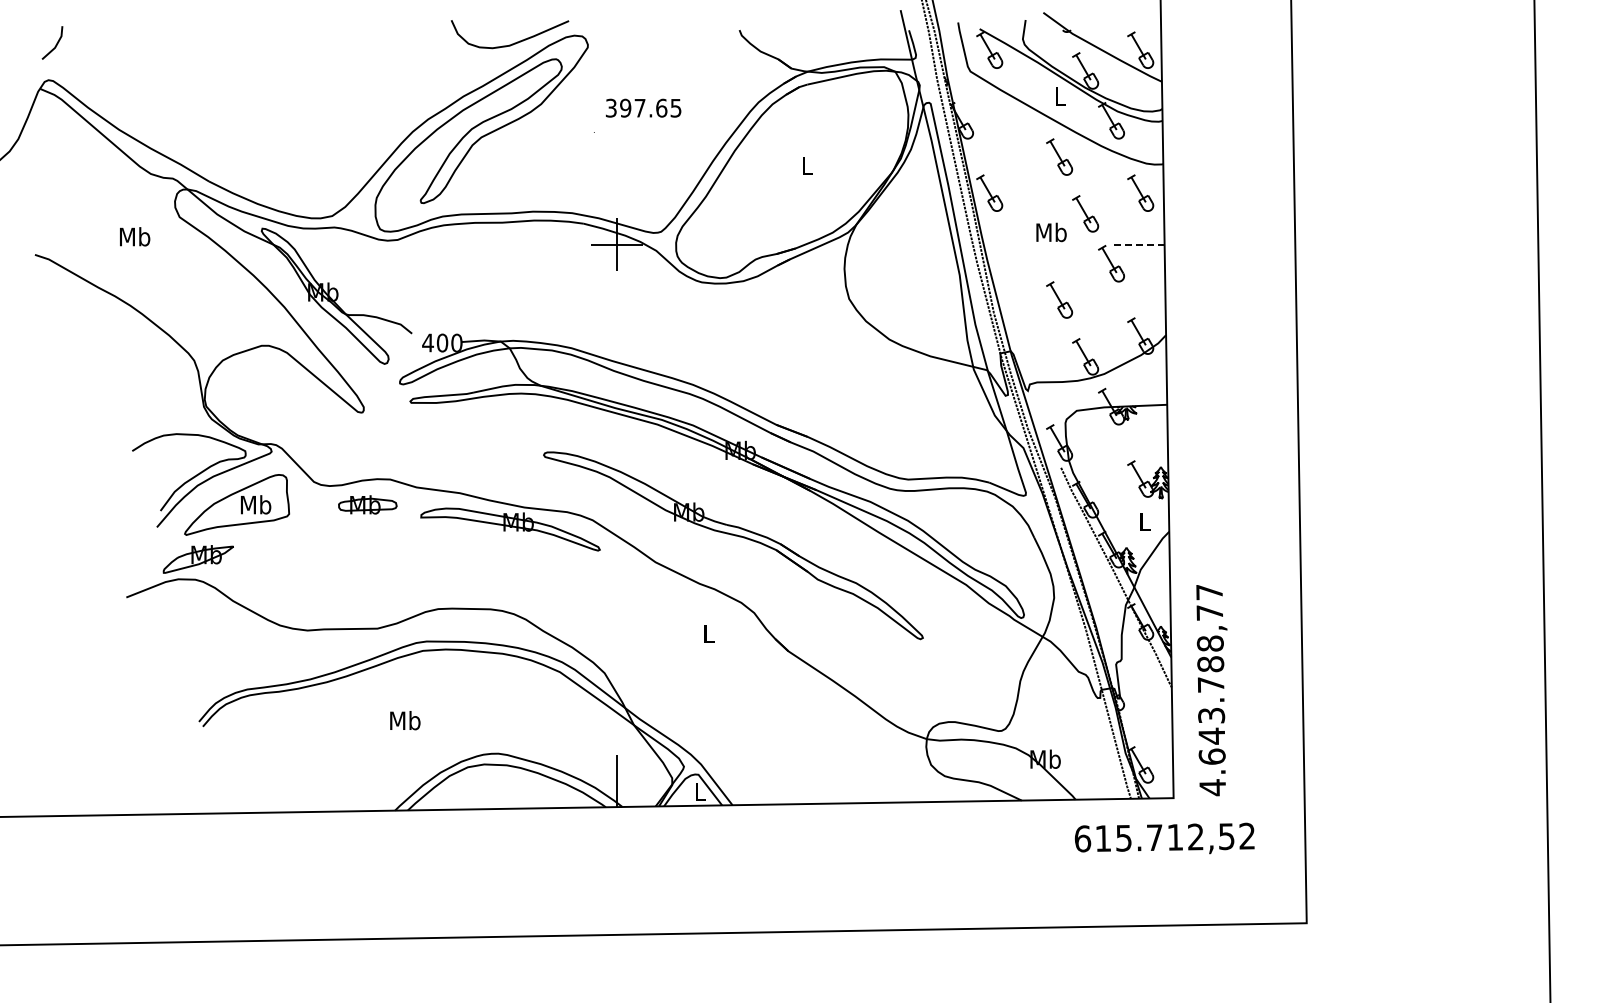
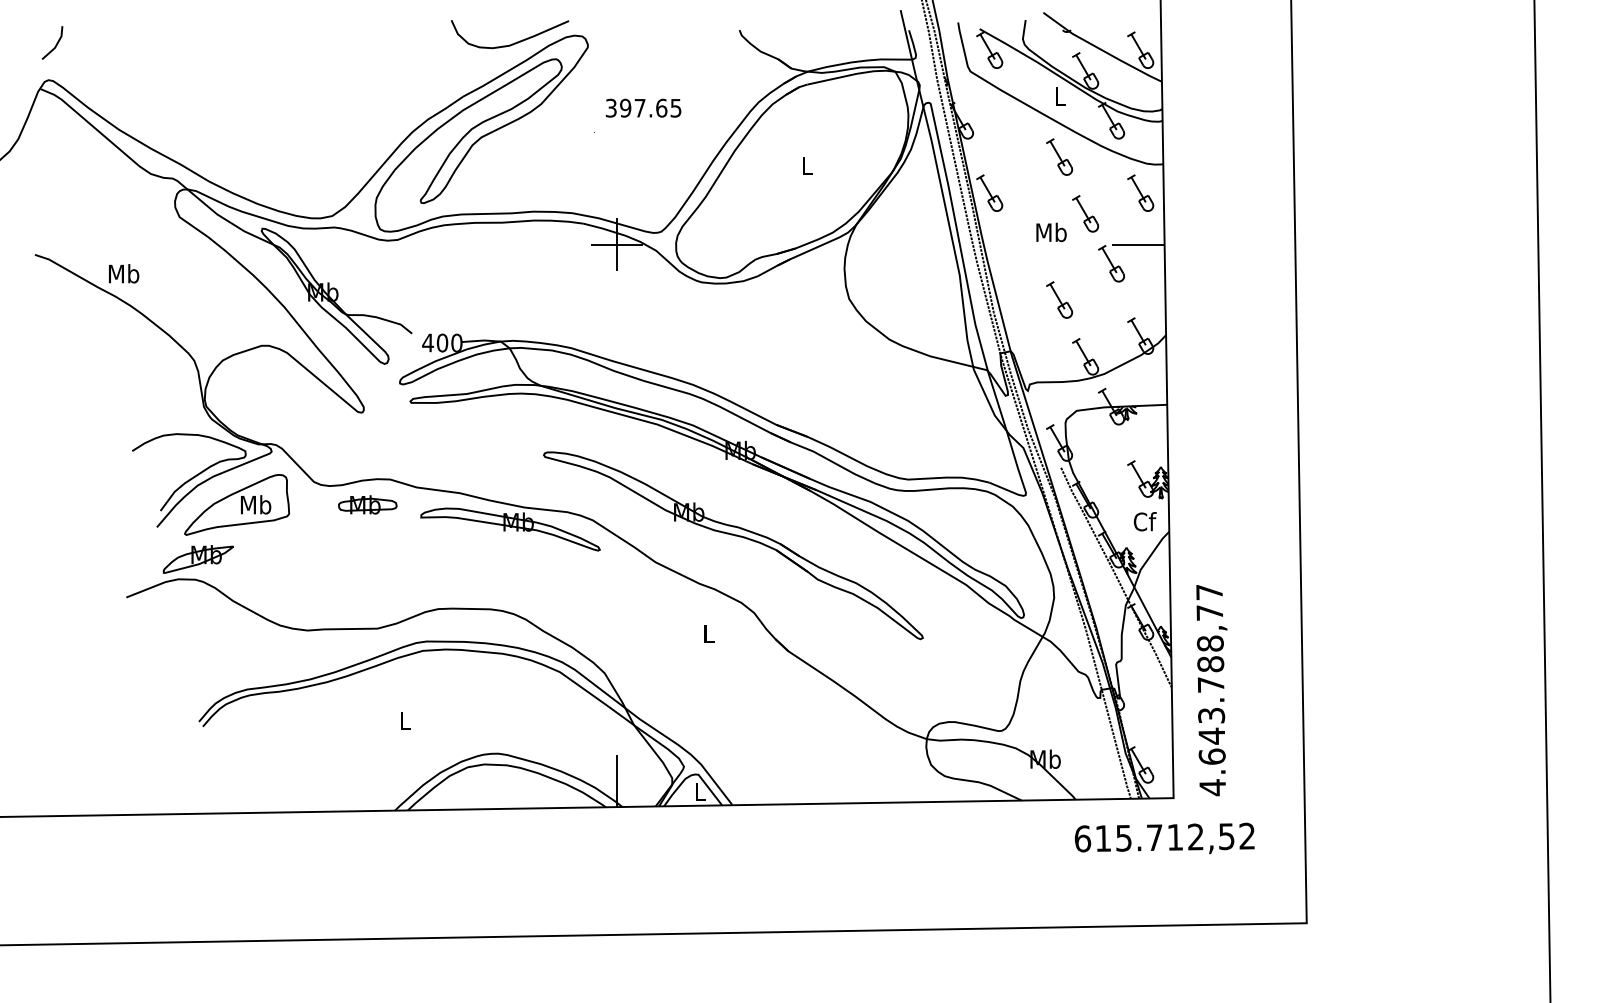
text position: (135, 236) -> (124, 273) (124, 273)
line: dashed -> solid (1137, 244)
text: L -> Cf (1144, 521)
text: Mb -> L (405, 720)
